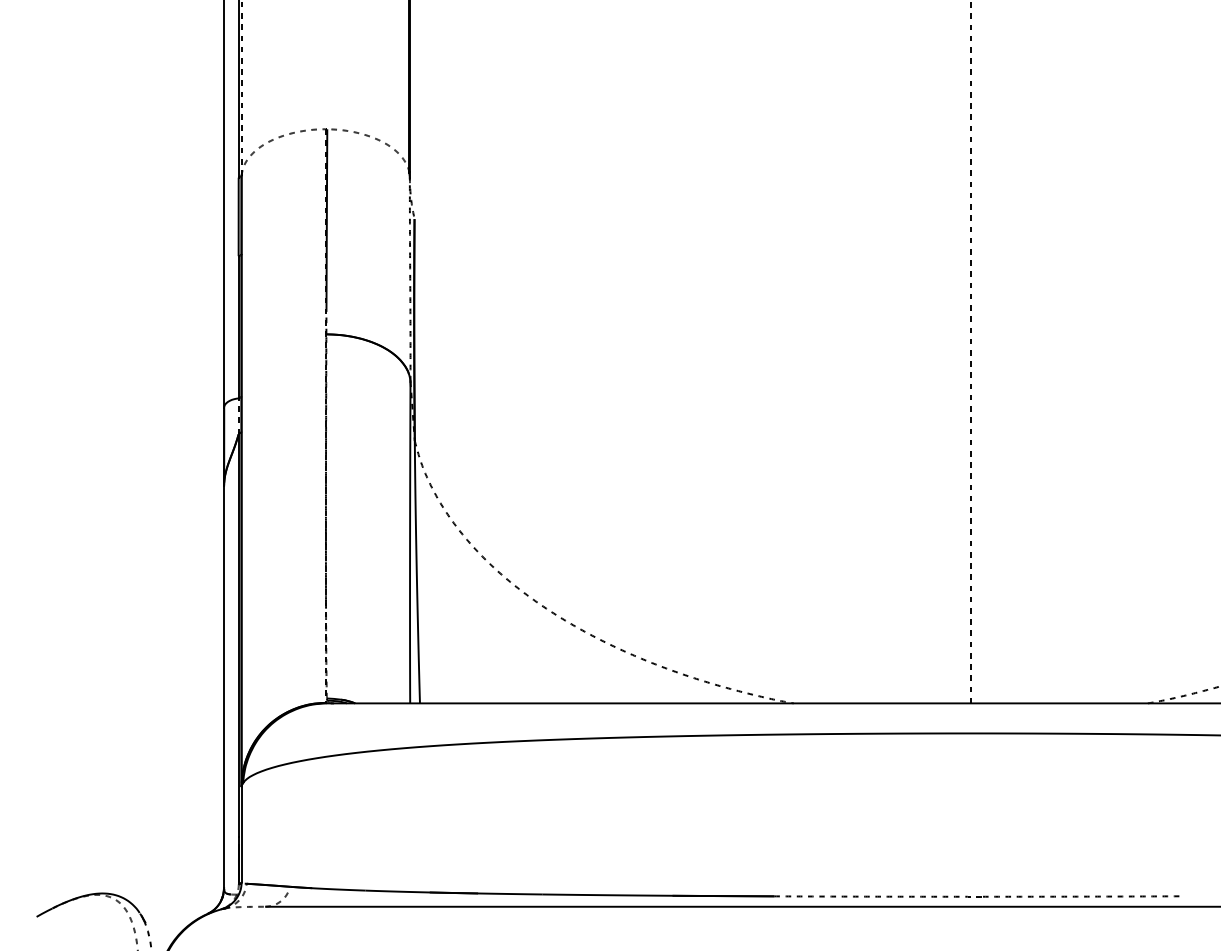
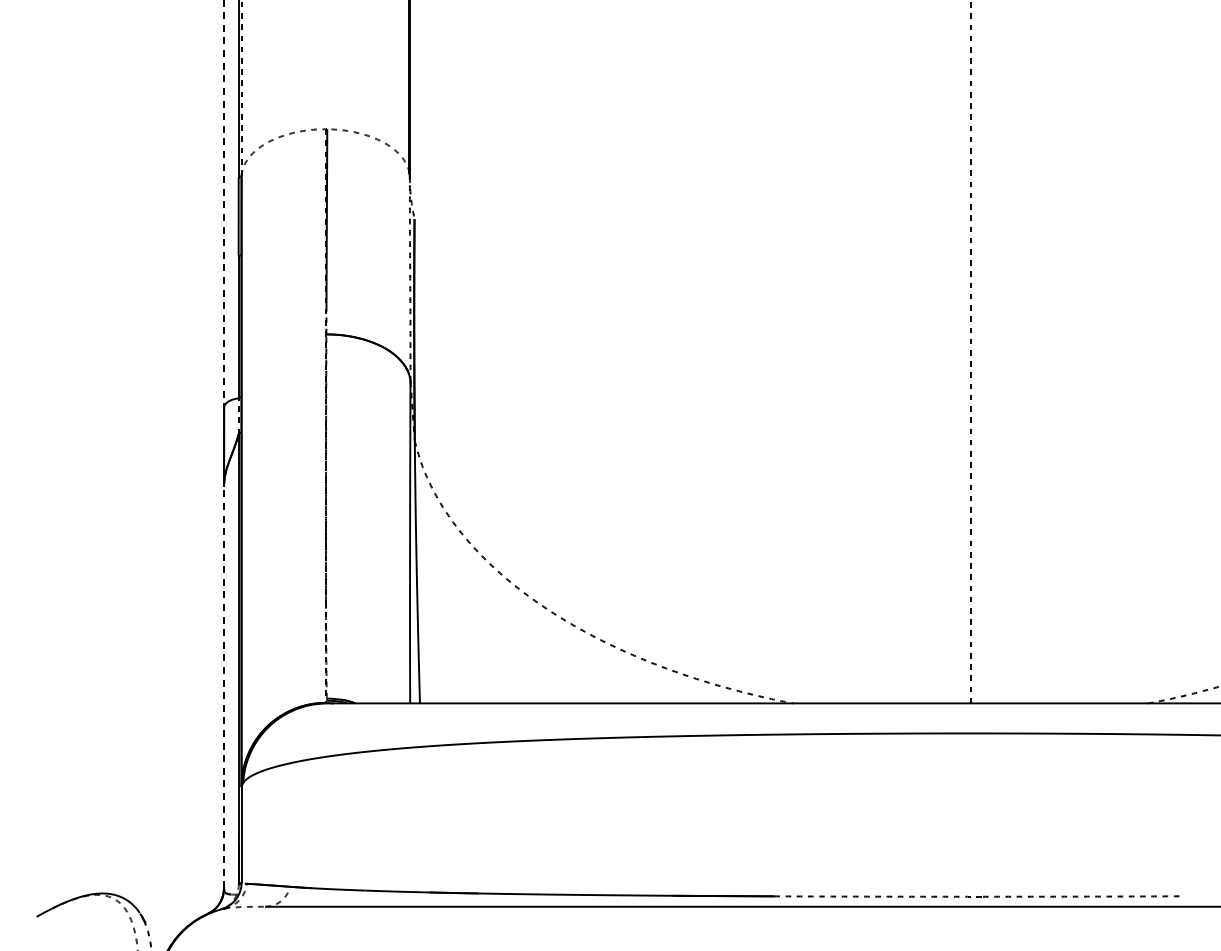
line: solid -> dashed (224, 204)
line: solid -> dashed (224, 686)
